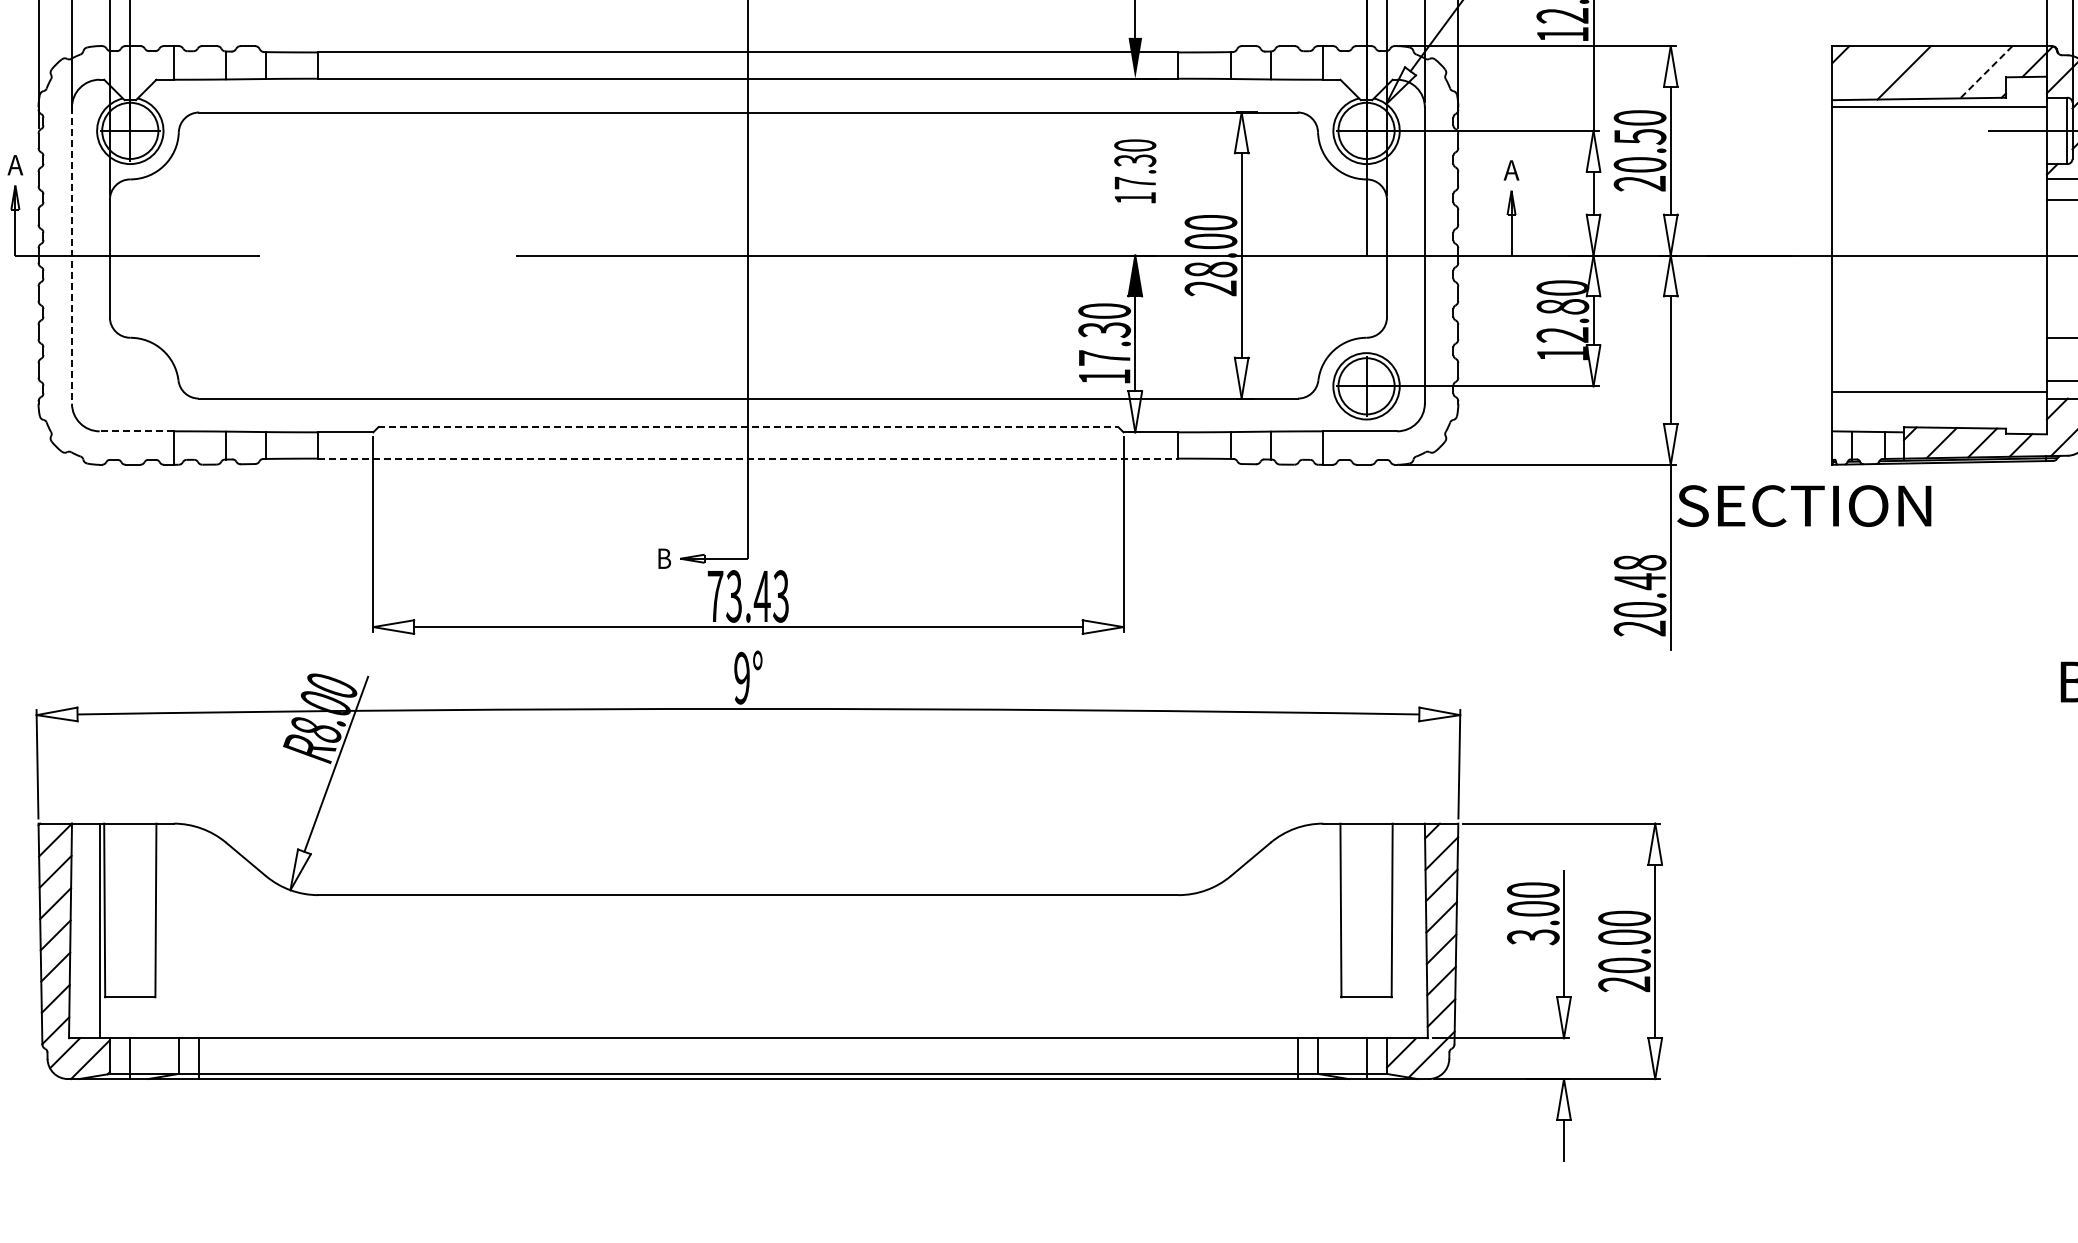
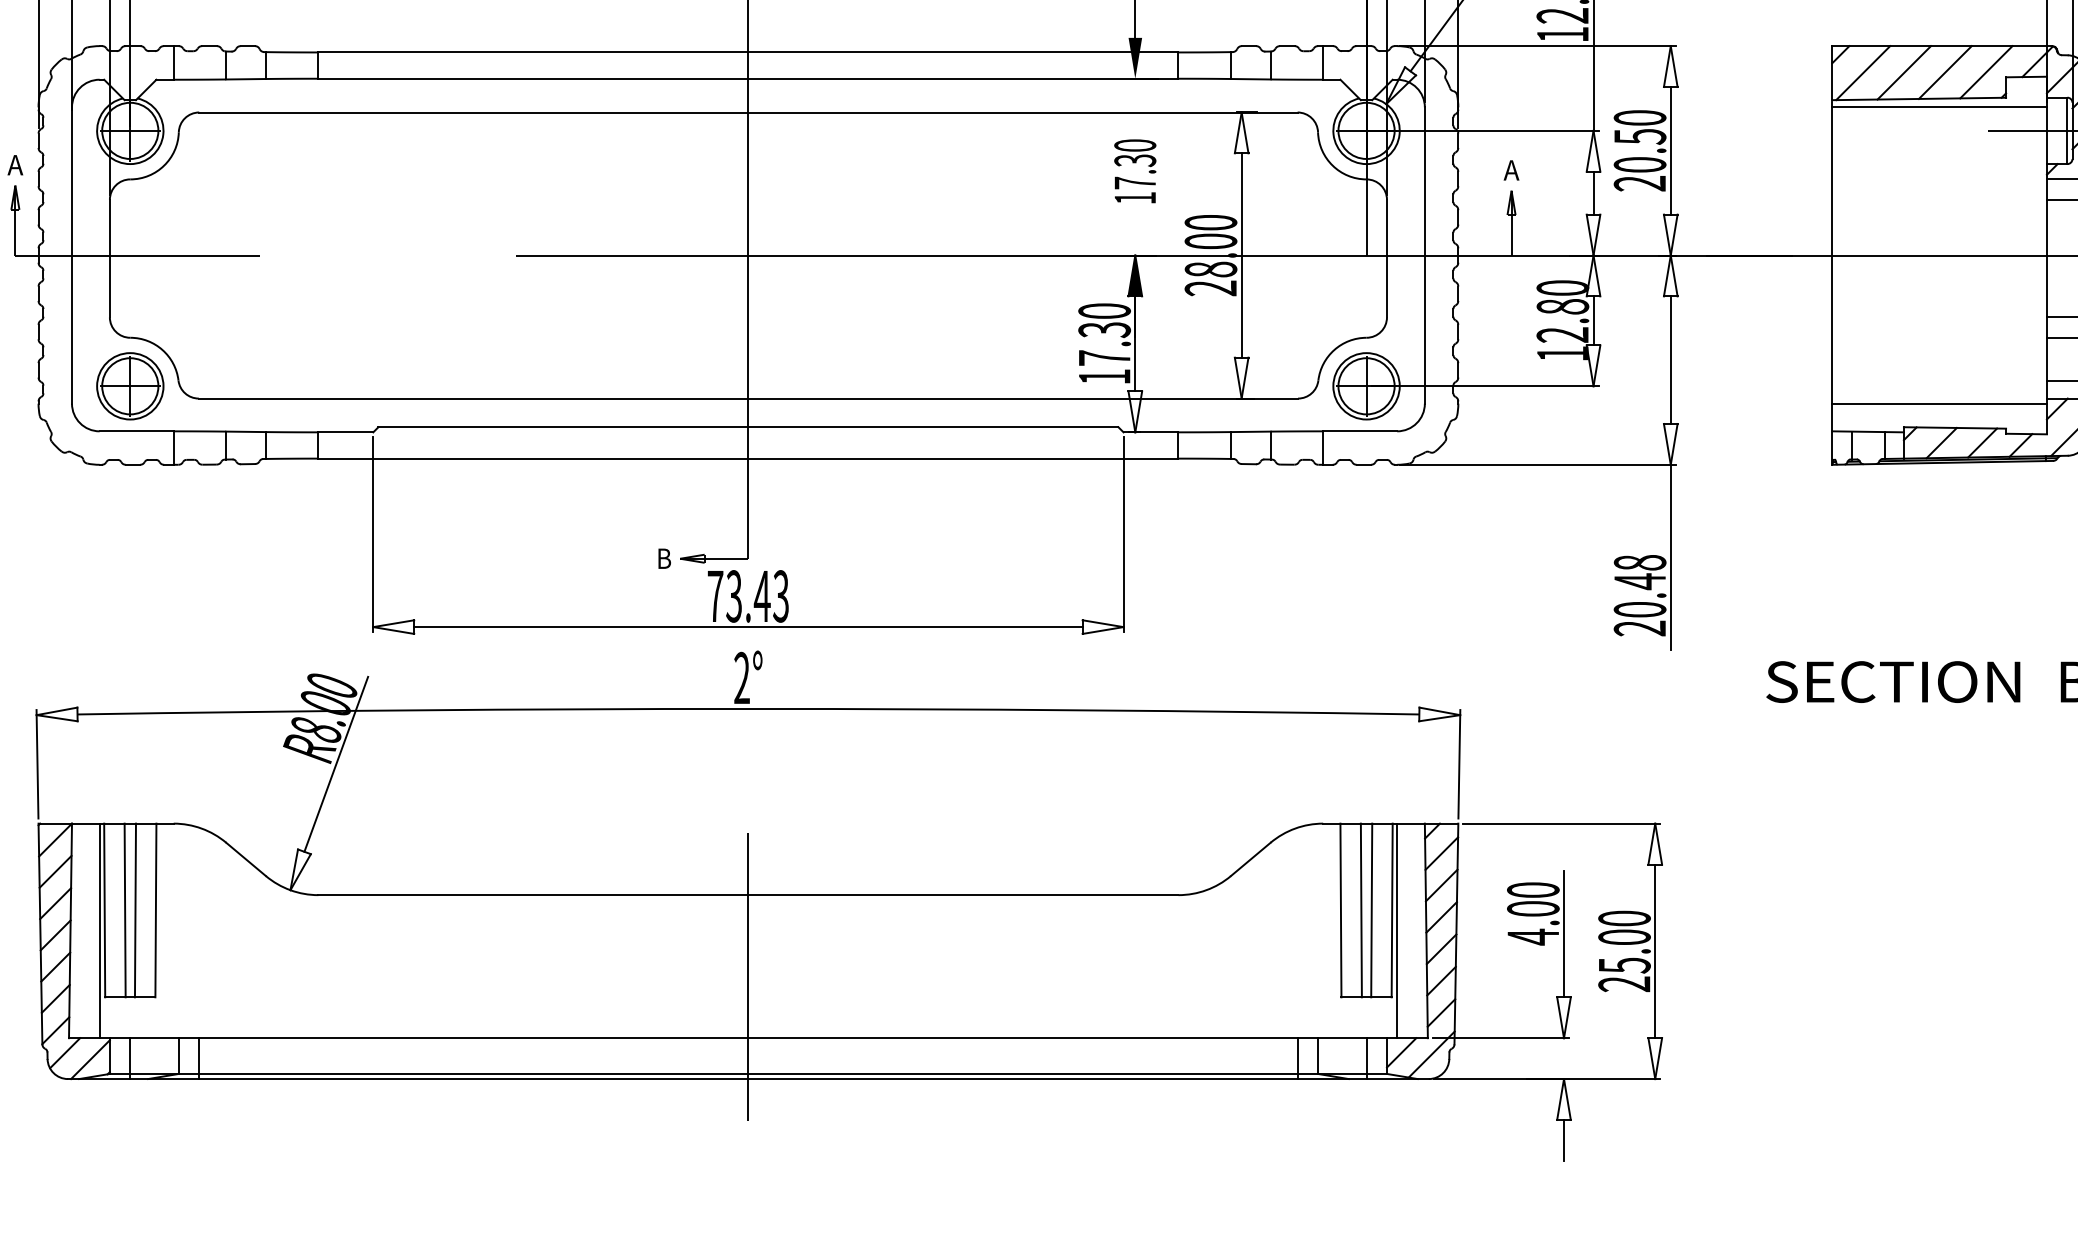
line: none -> present (1944, 72)
line: dashed -> solid (1986, 72)
line: none -> present (1863, 73)
line: dashed -> solid (72, 256)
line: none -> present (2060, 317)
part: none -> present (130, 386)
line position: (1939, 391) -> (1939, 403) (1939, 403)
line: dashed -> solid (748, 427)
line: dashed -> solid (136, 431)
line: dashed -> solid (748, 458)
text position: (1804, 505) -> (1893, 681) (1893, 681)
text: 9° -> 2° (741, 678)
line: none -> present (124, 910)
line: none -> present (135, 910)
line: none -> present (1360, 910)
line: none -> present (1371, 910)
line: none -> present (1397, 930)
text: 3.00 -> 4.00 (1533, 936)
text: 20.00 -> 25.00 (1624, 965)
line: none -> present (748, 976)
